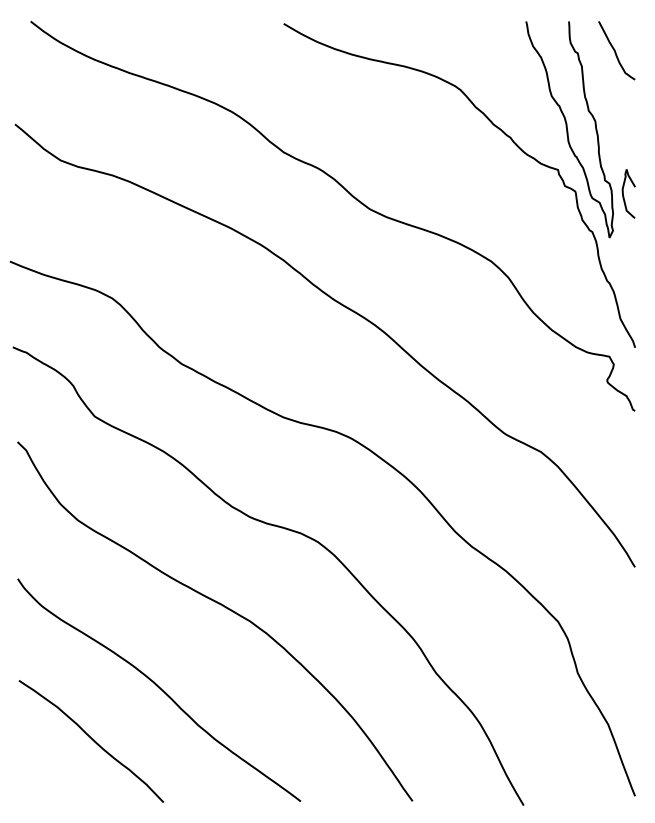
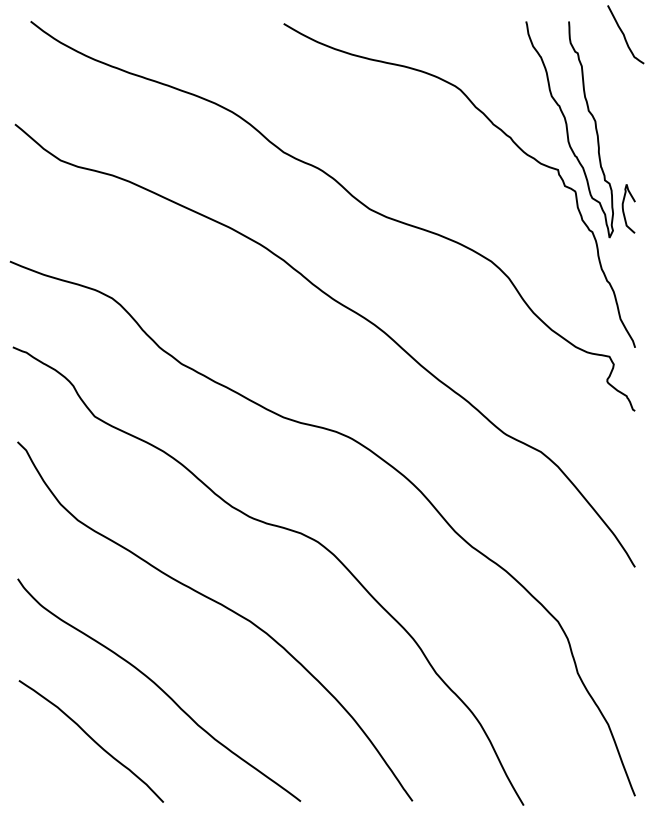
curve position: (615, 50) -> (624, 34) (624, 34)
curve position: (623, 193) -> (623, 208) (623, 208)
